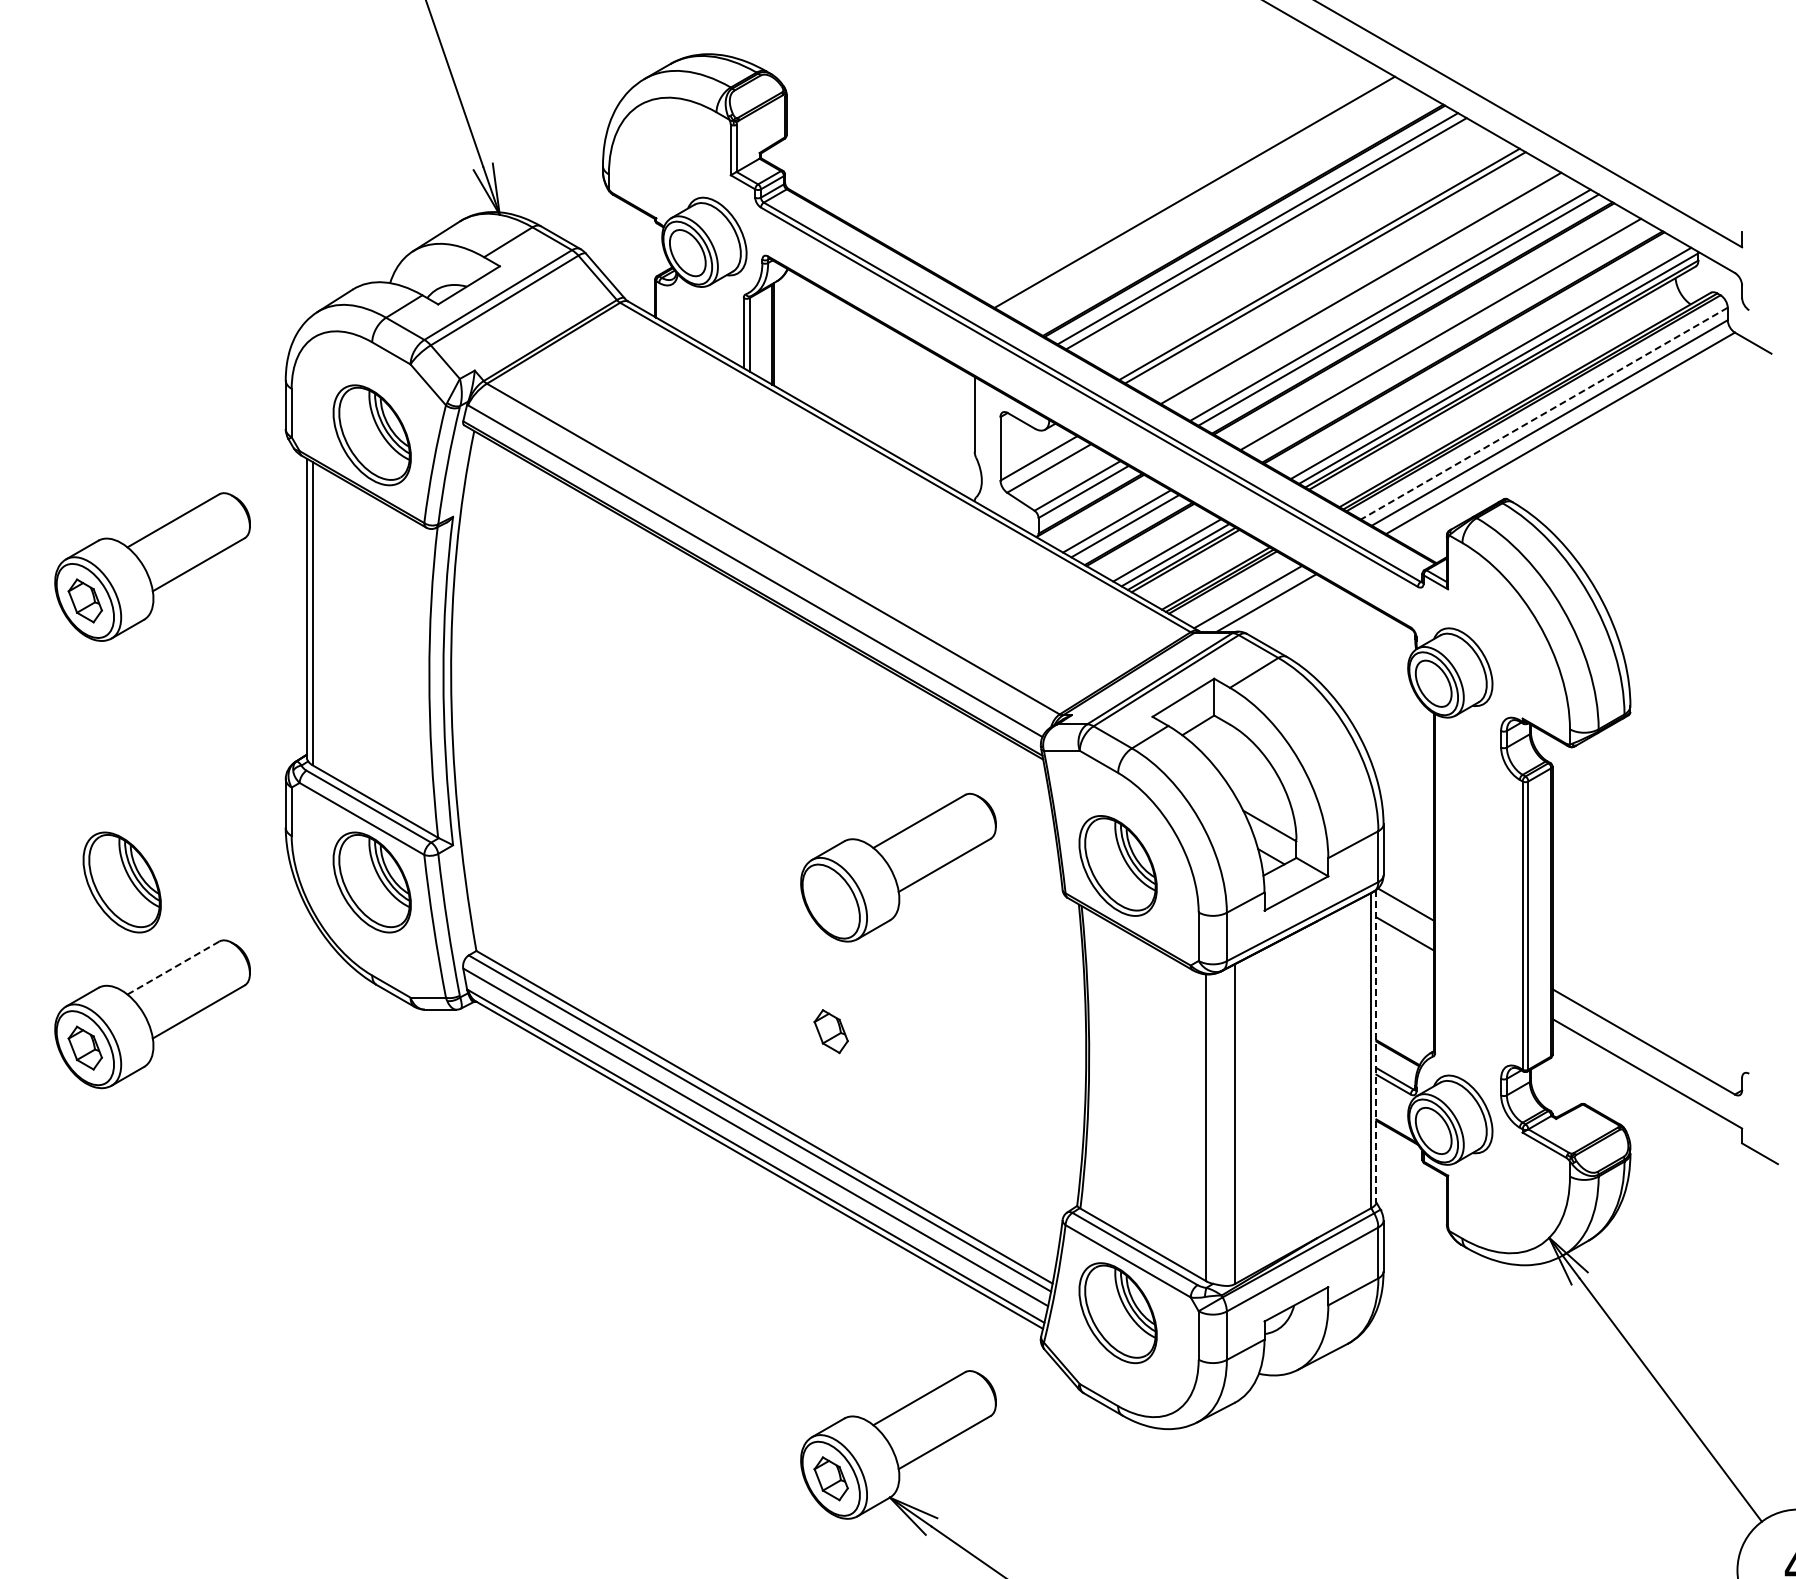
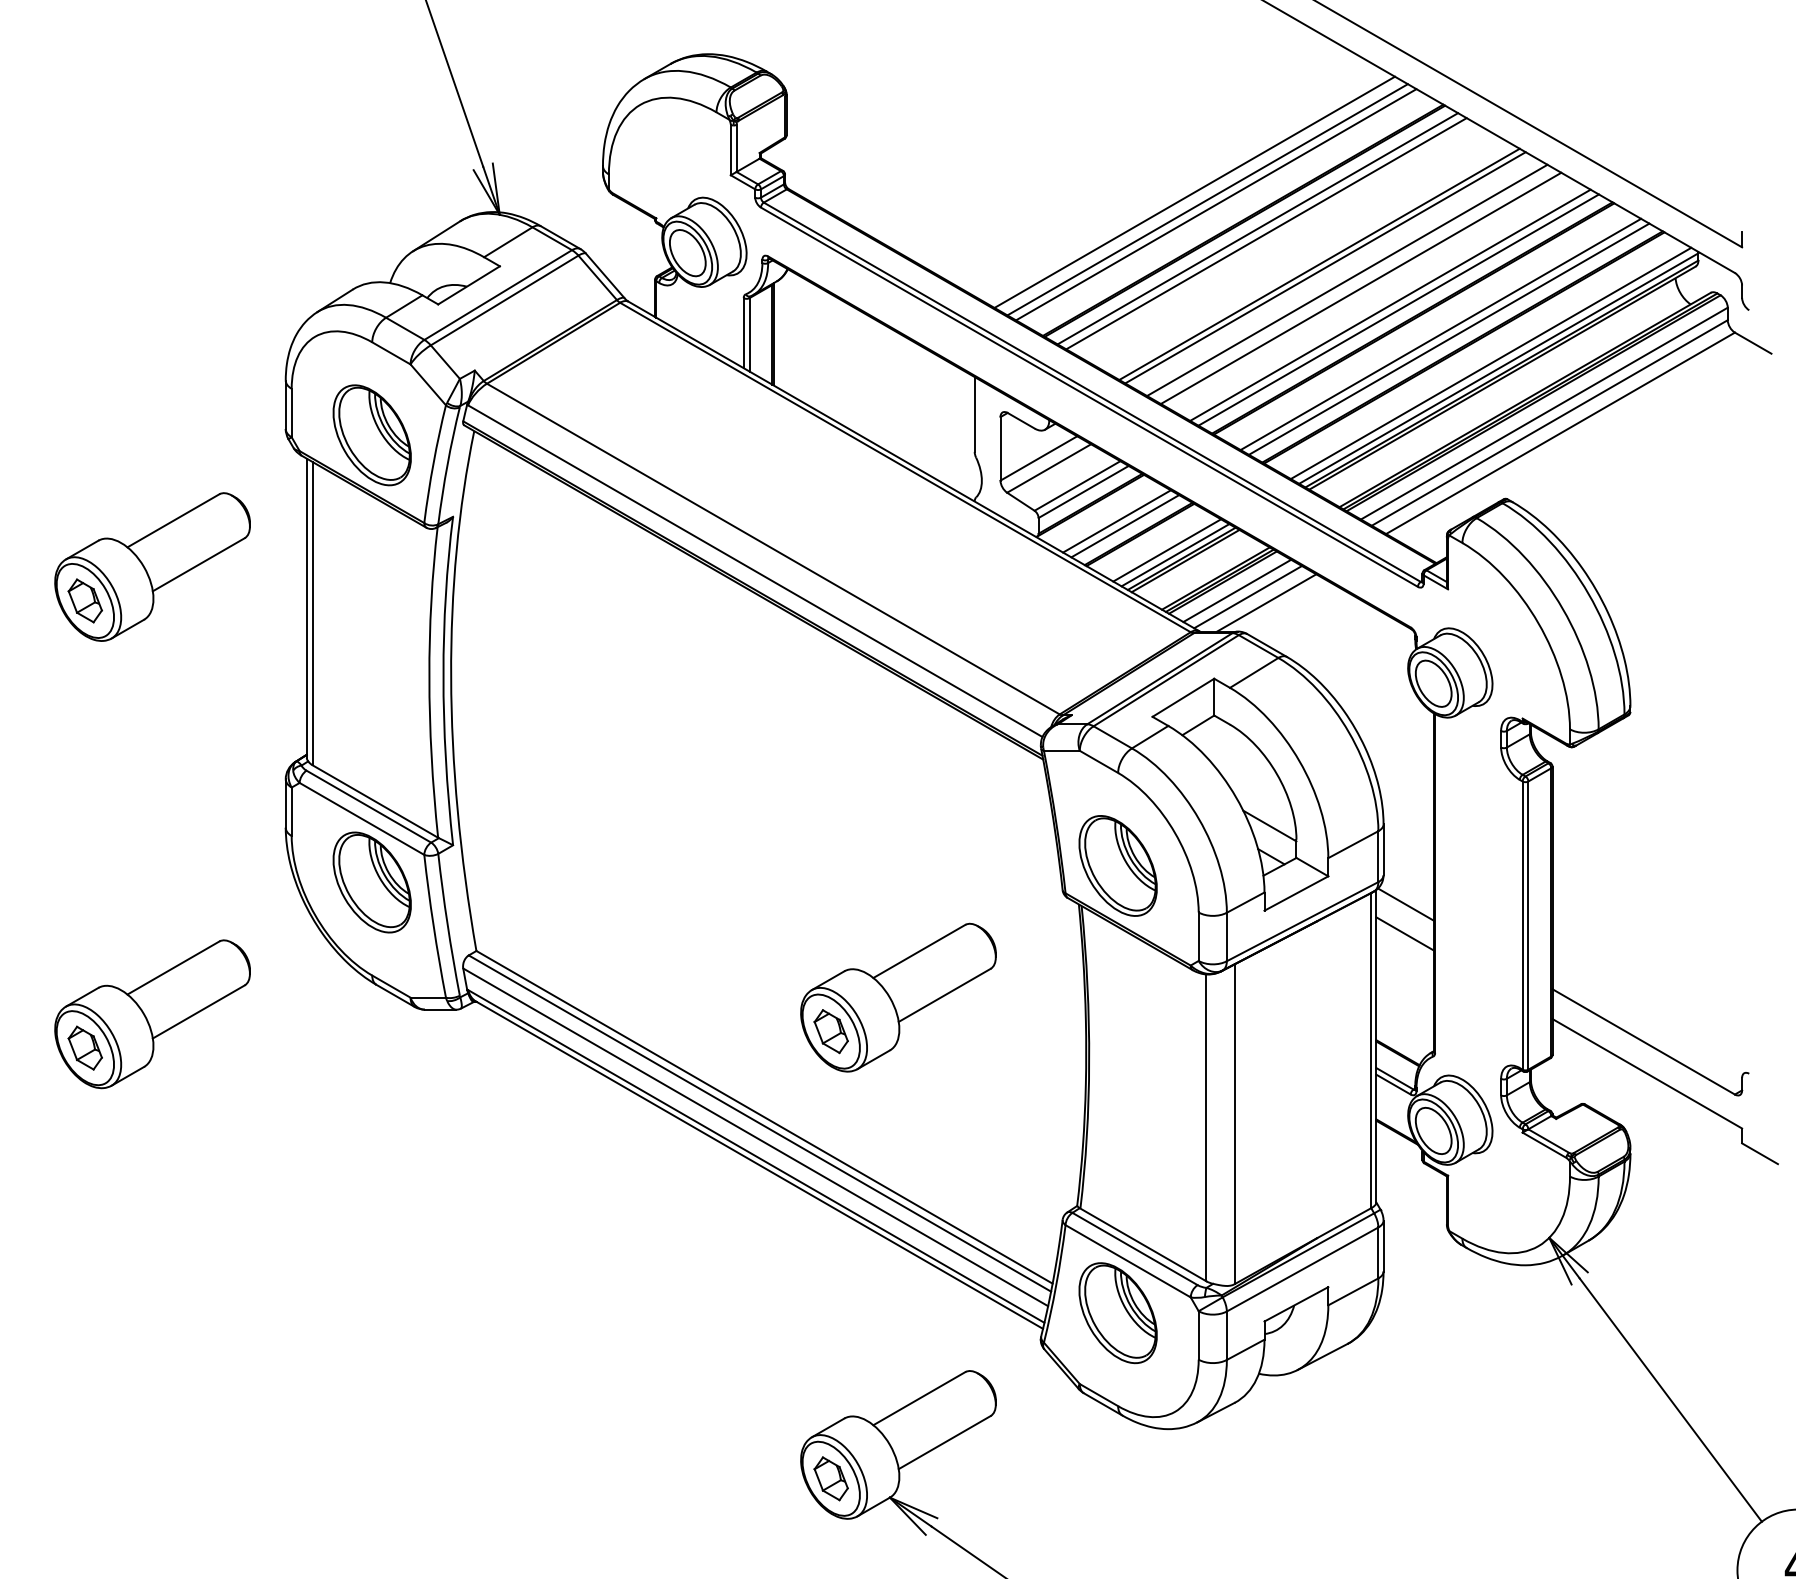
line: none -> present (1207, 199)
line: none -> present (1216, 204)
line: none -> present (1347, 280)
line: none -> present (1448, 338)
line: dashed -> solid (1544, 413)
line: none -> present (1237, 590)
part position: (898, 867) -> (898, 997) (898, 997)
part: present -> none (121, 882)
line: dashed -> solid (173, 967)
line: dashed -> solid (1376, 1046)
